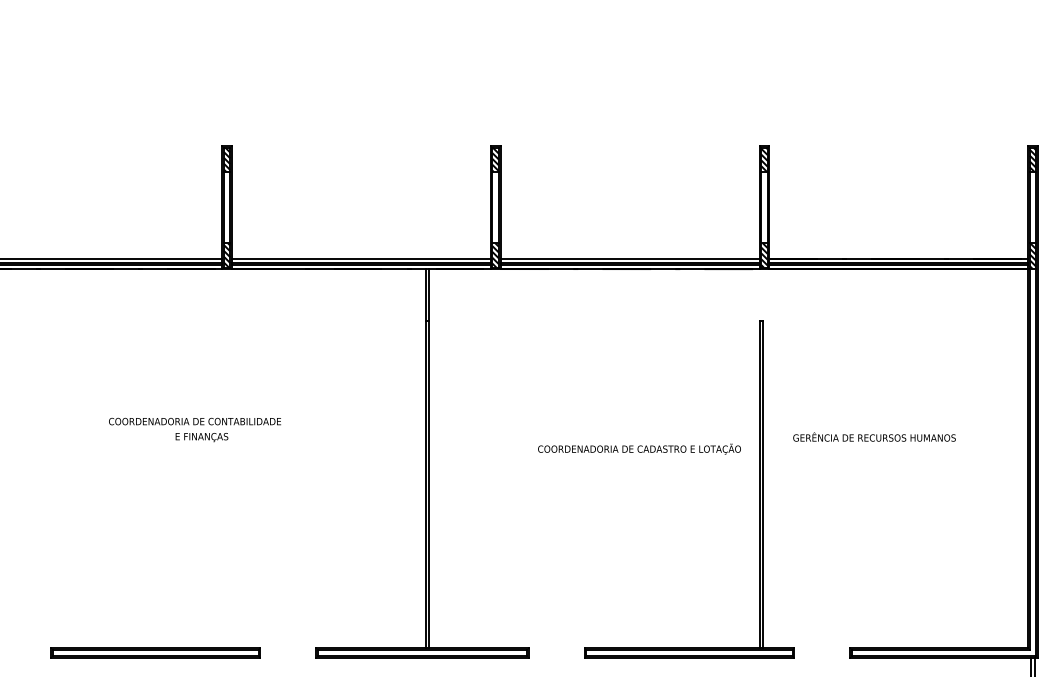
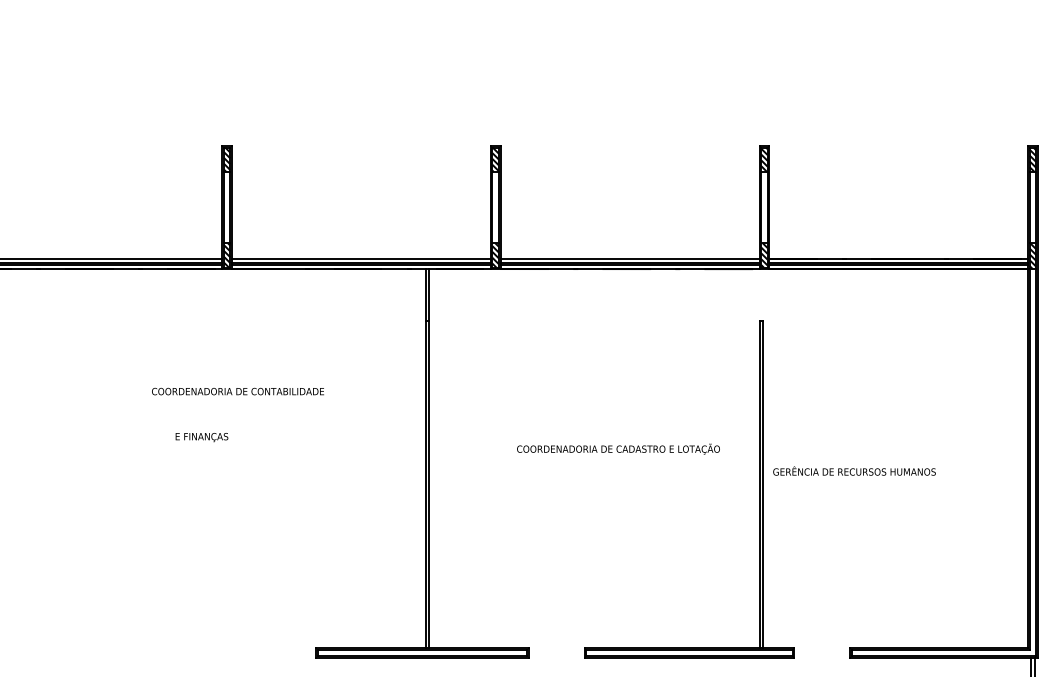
text position: (194, 421) -> (237, 391) (237, 391)
text position: (874, 436) -> (854, 470) (854, 470)
text position: (639, 448) -> (618, 448) (618, 448)
part: present -> none (155, 652)
